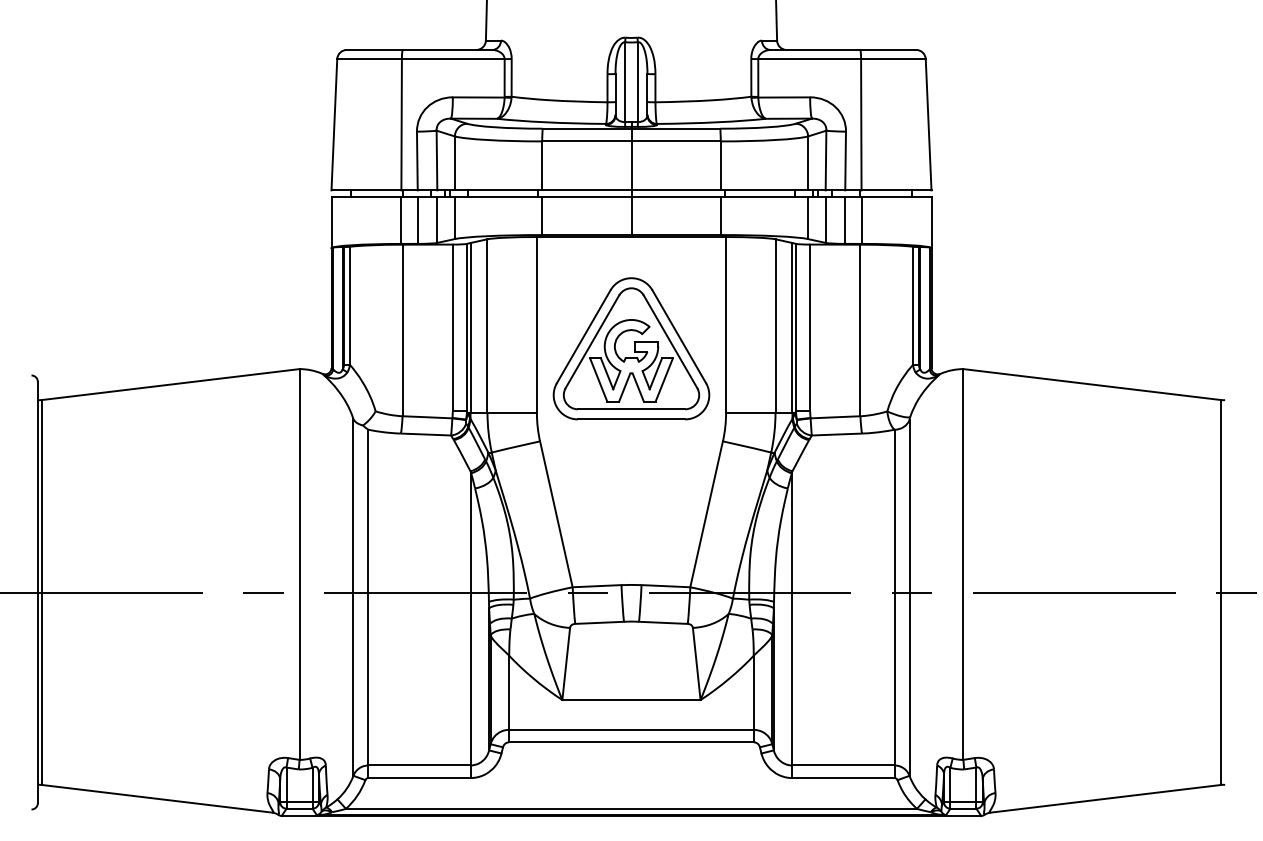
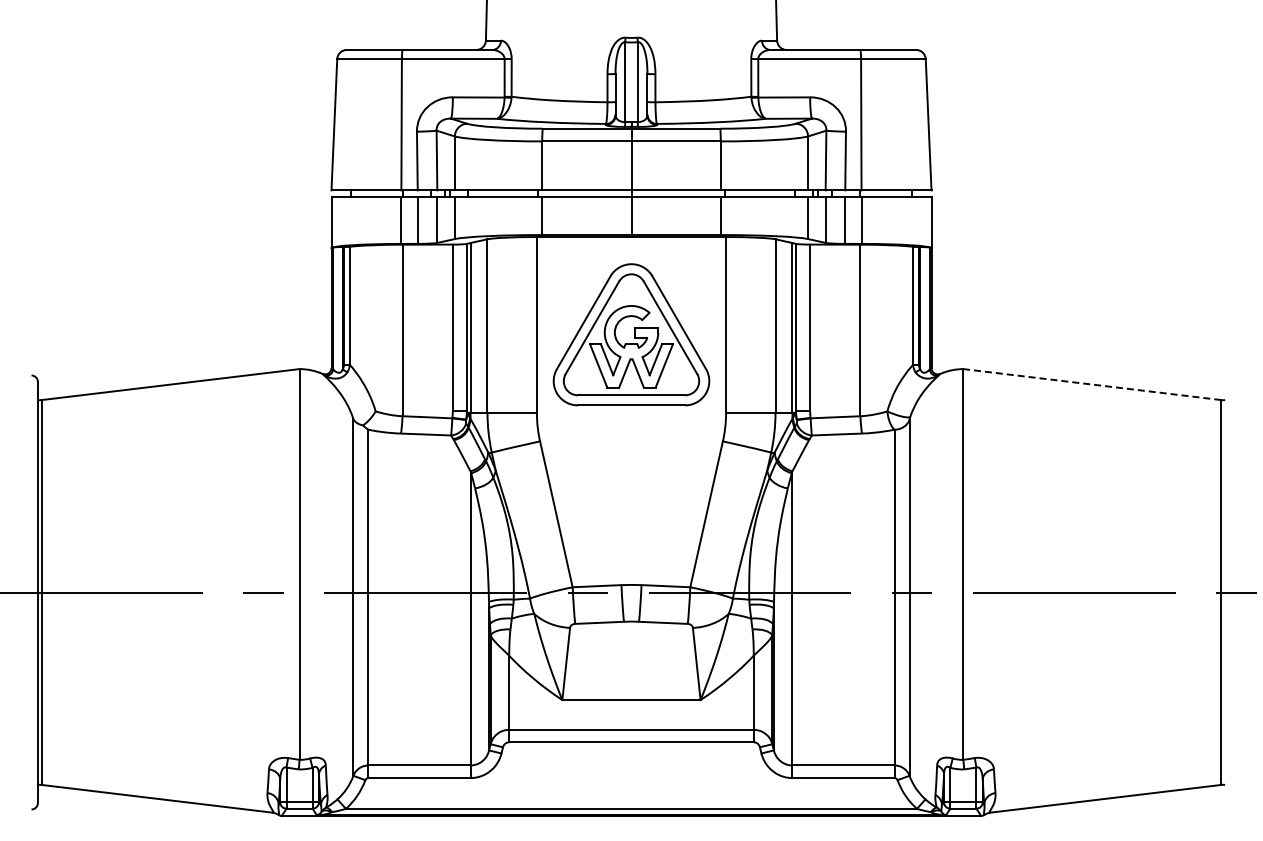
part position: (631, 348) -> (631, 334) (631, 334)
line: solid -> dashed (1092, 384)
